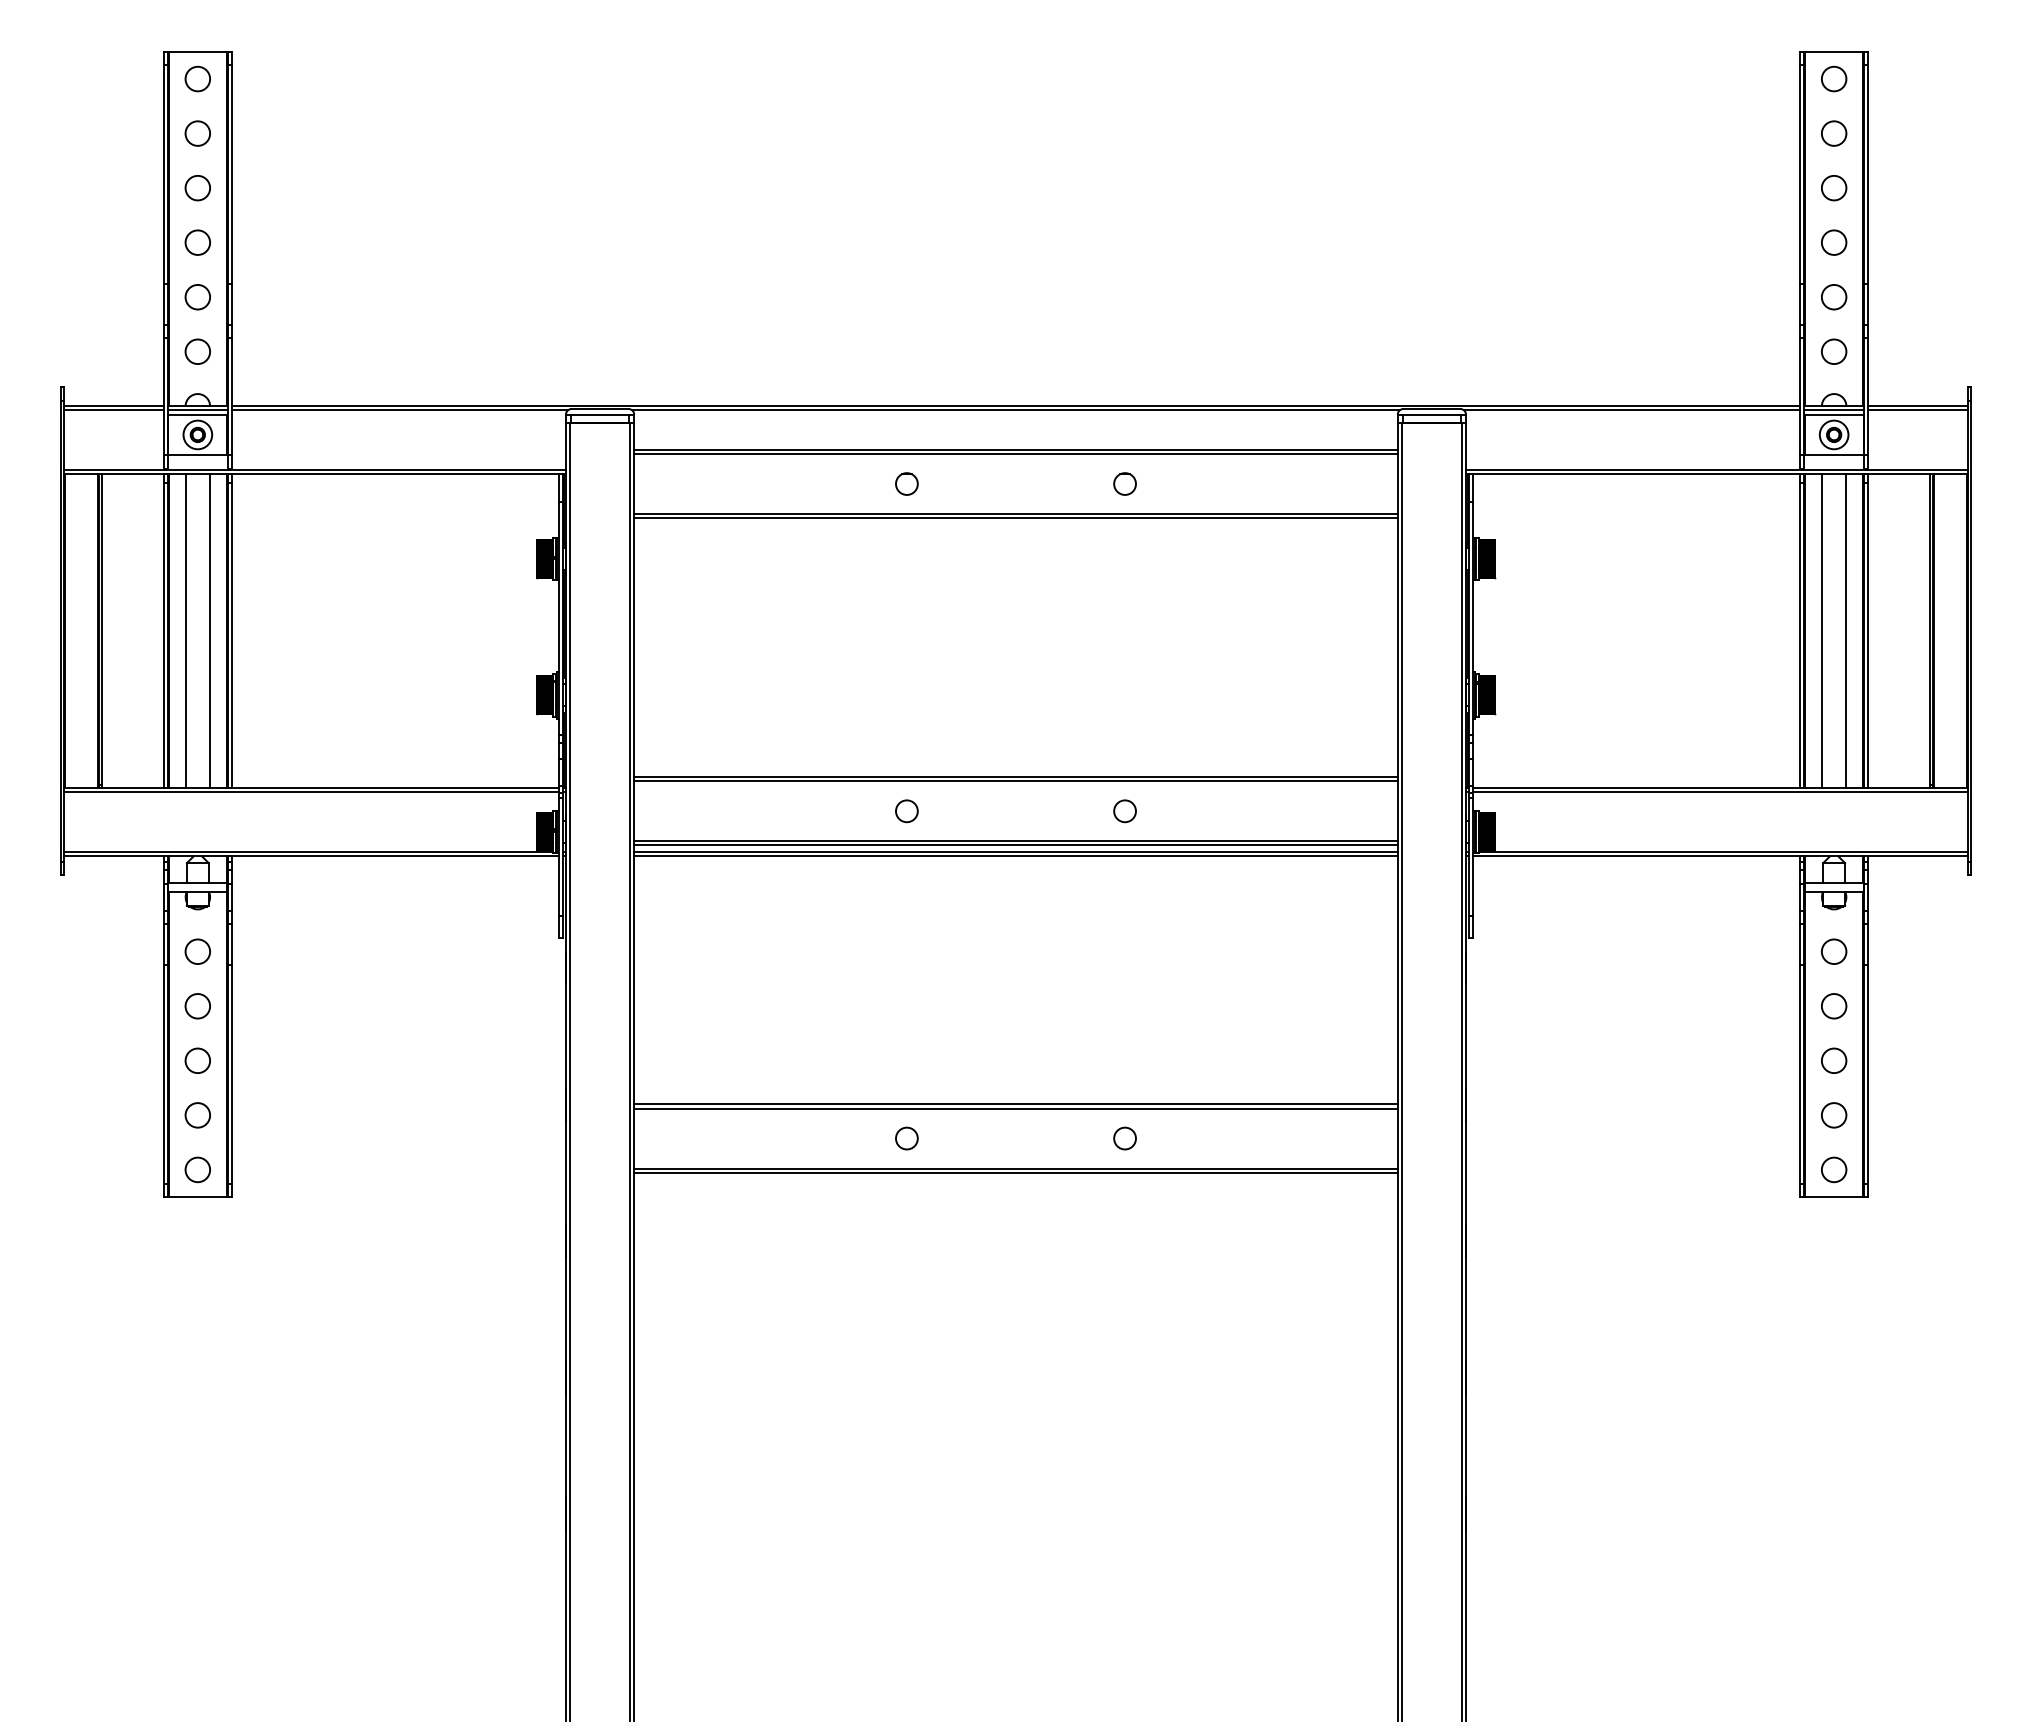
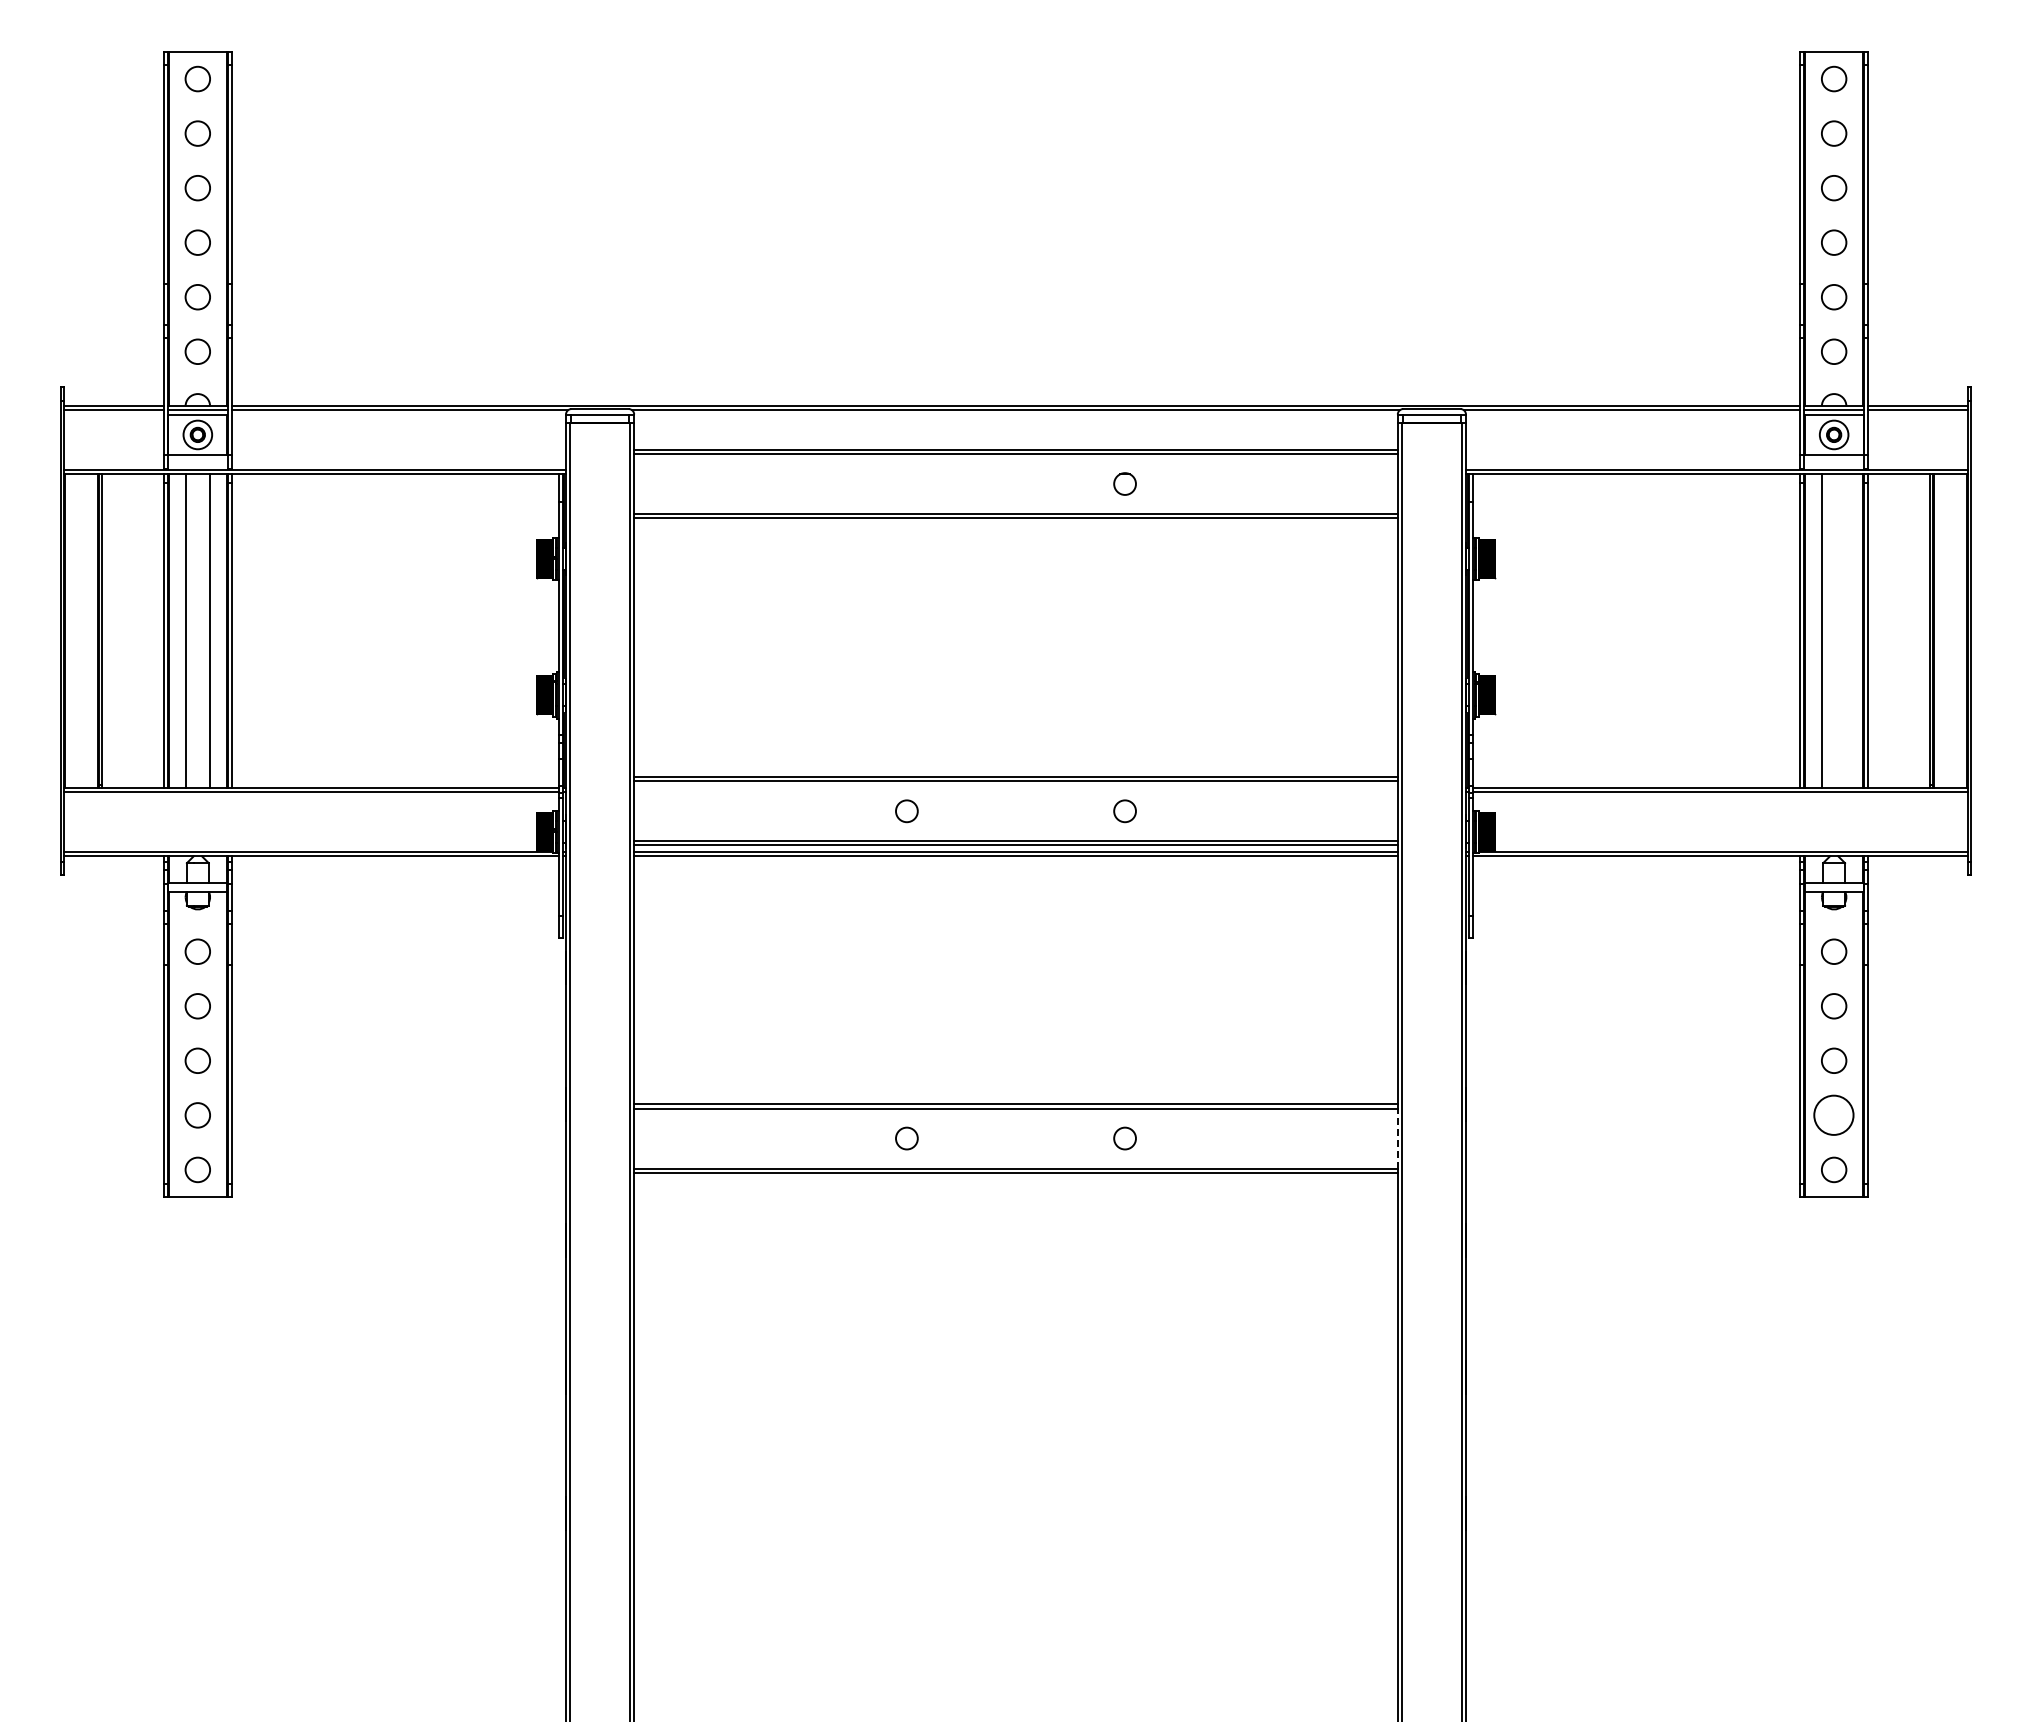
circle: present -> none (906, 483)
line: present -> none (1846, 631)
circle size: 27x27 px -> 42x42 px (1833, 1114)
line: solid -> dashed (1397, 1138)
